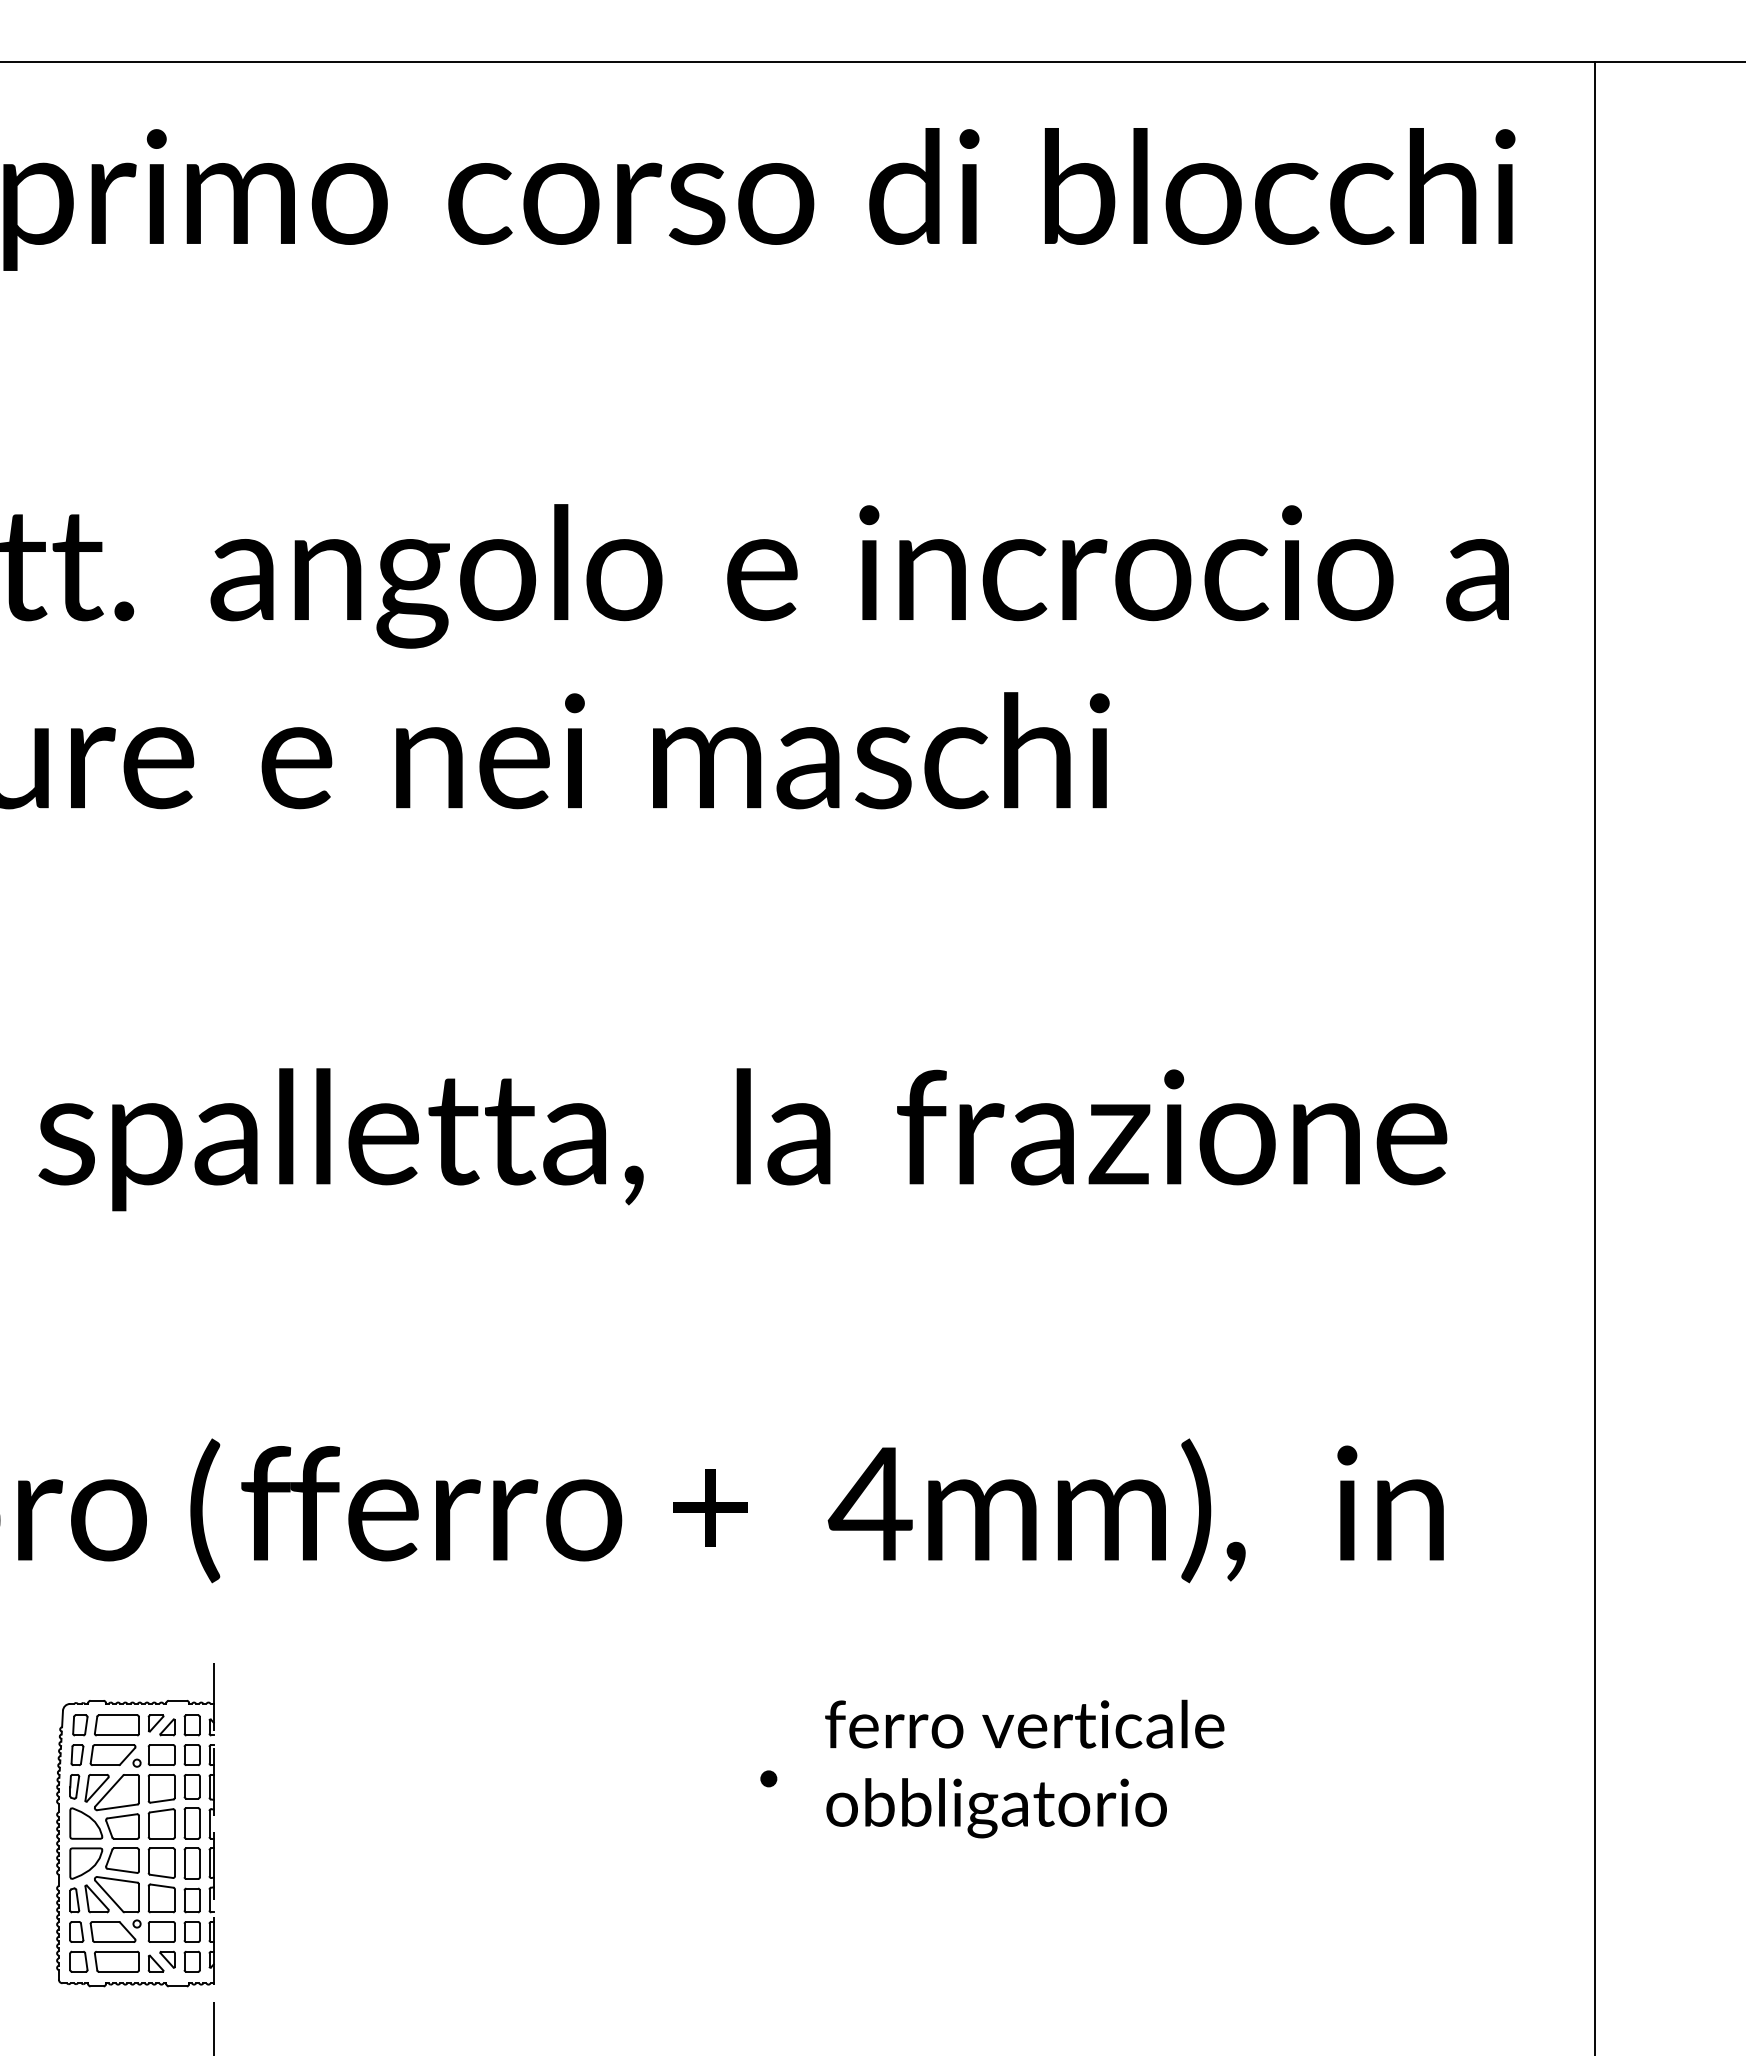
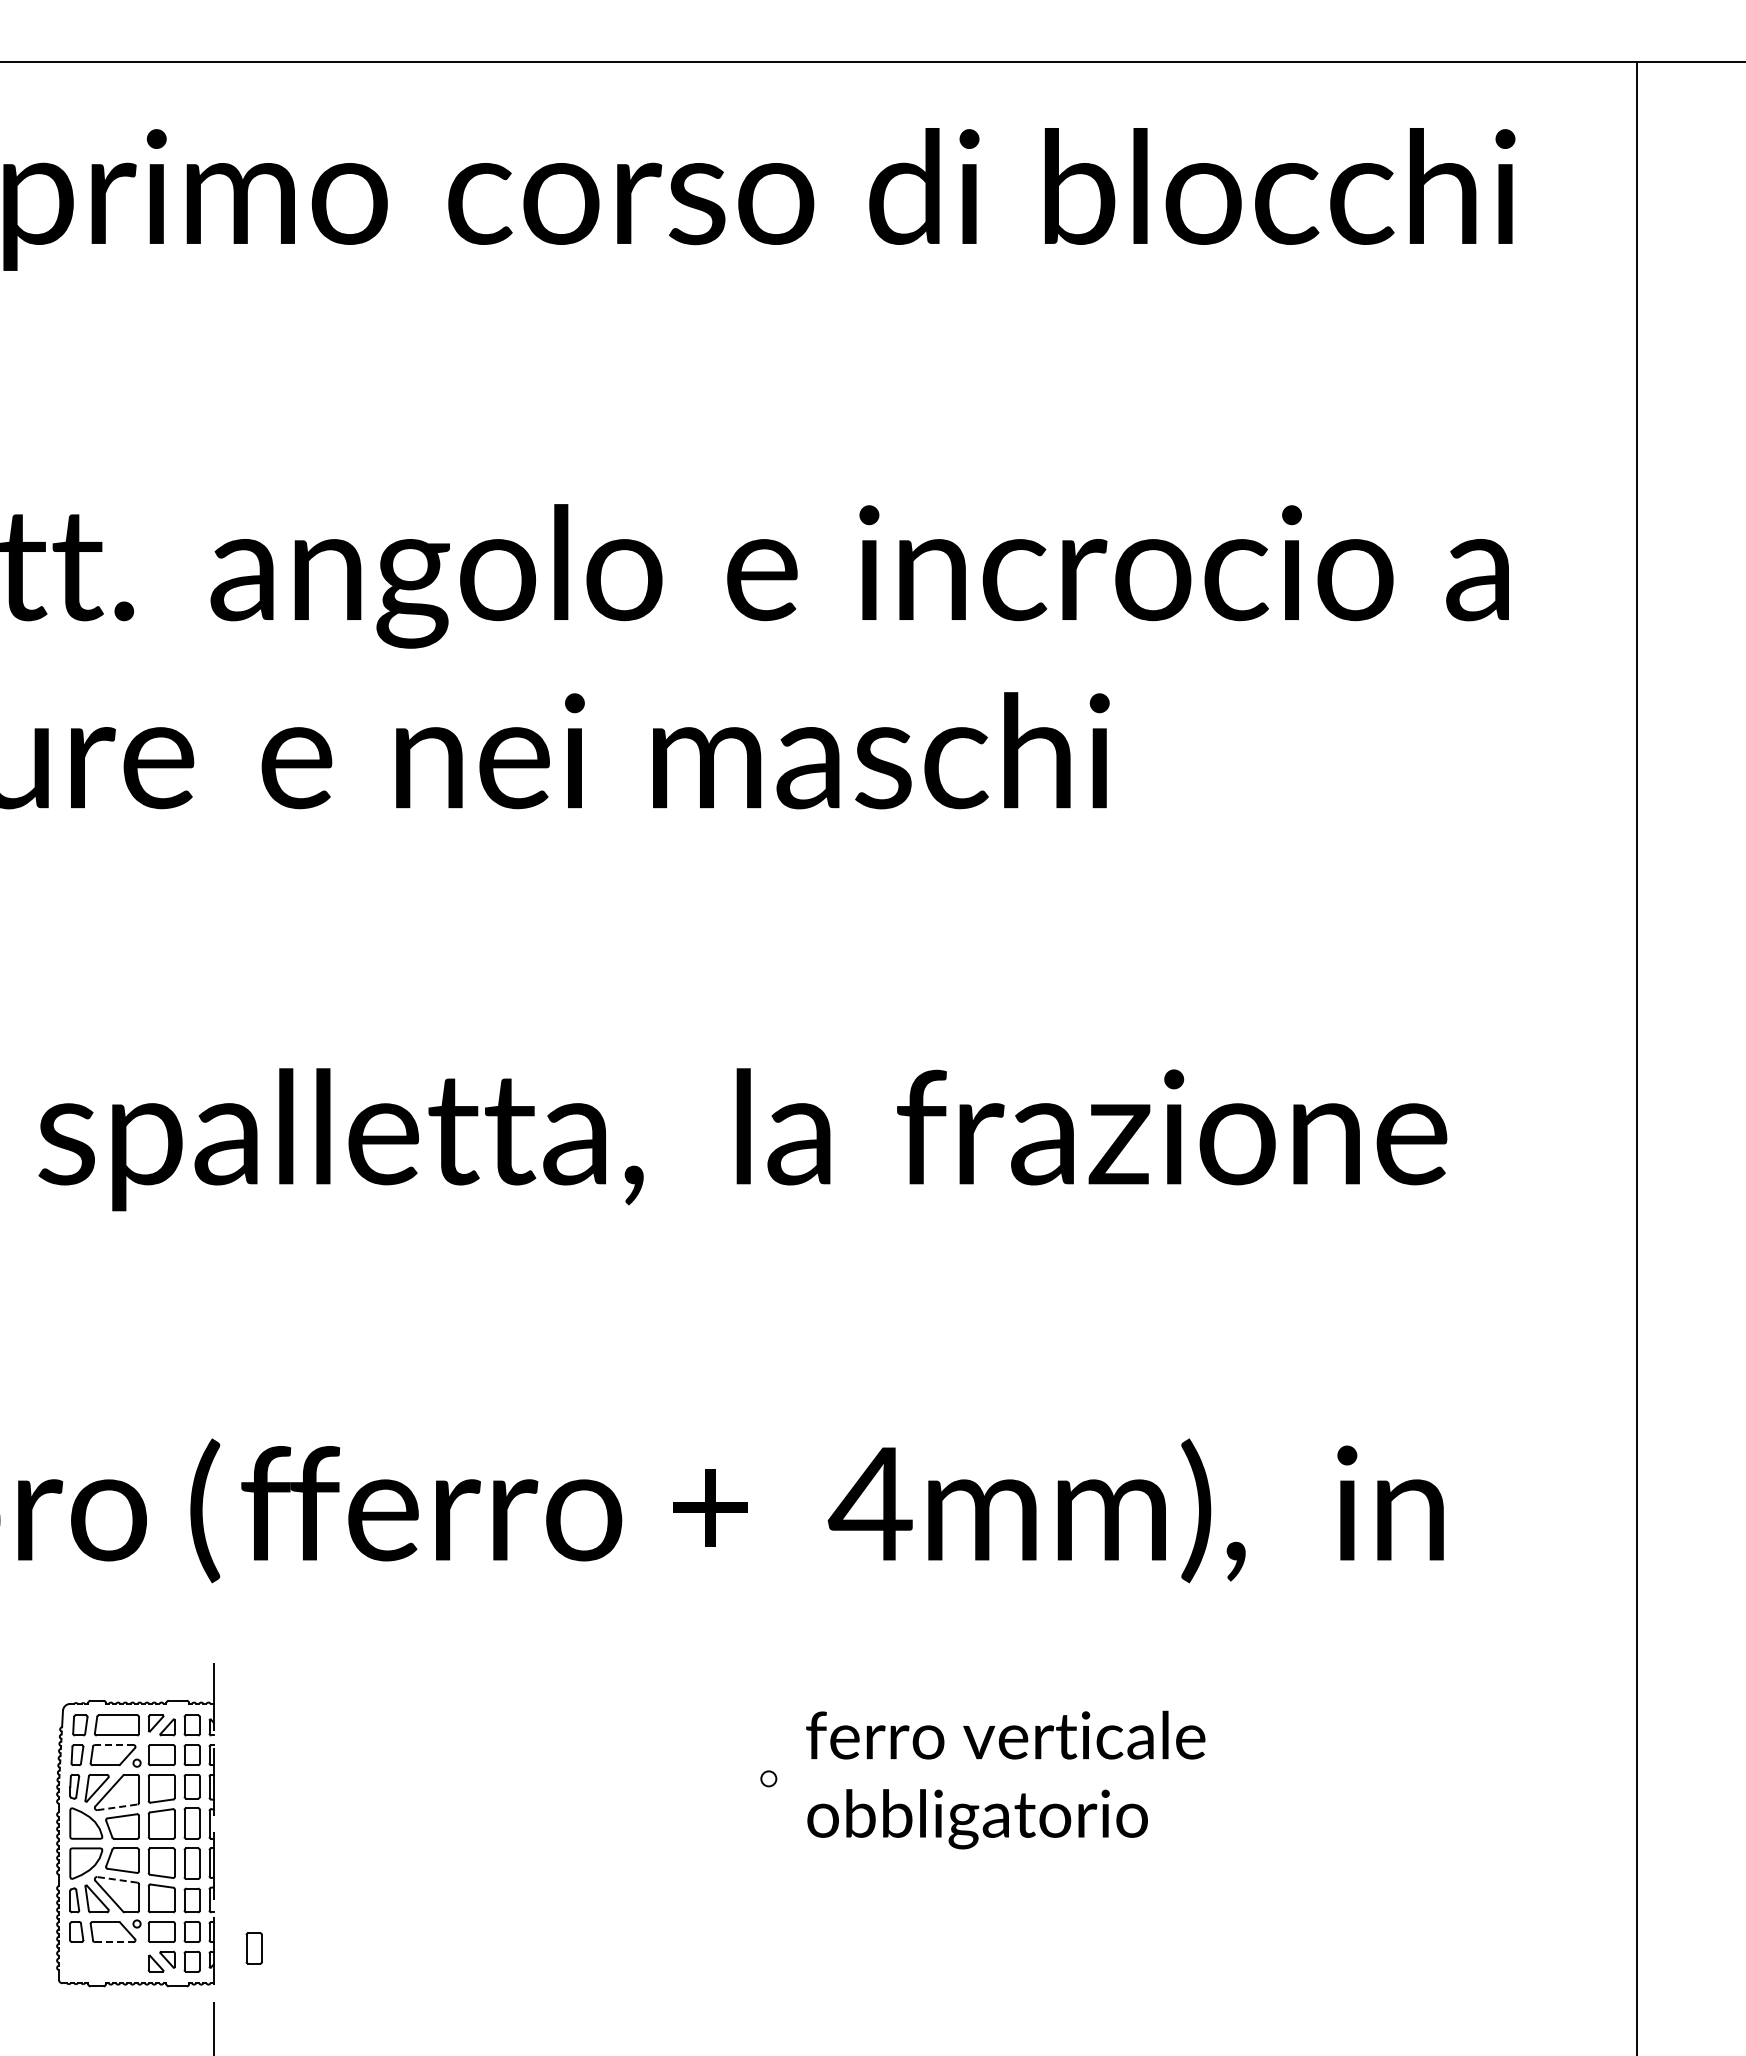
line position: (1594, 1056) -> (1636, 1056) (1636, 1056)
line: solid -> dashed (113, 1745)
text position: (1024, 1768) -> (1005, 1779) (1005, 1779)
fill: present -> none (768, 1778)
line: solid -> dashed (117, 1807)
line: solid -> dashed (116, 1879)
line: solid -> dashed (114, 1942)
part: none -> present (253, 1948)
part: present -> none (104, 1961)
